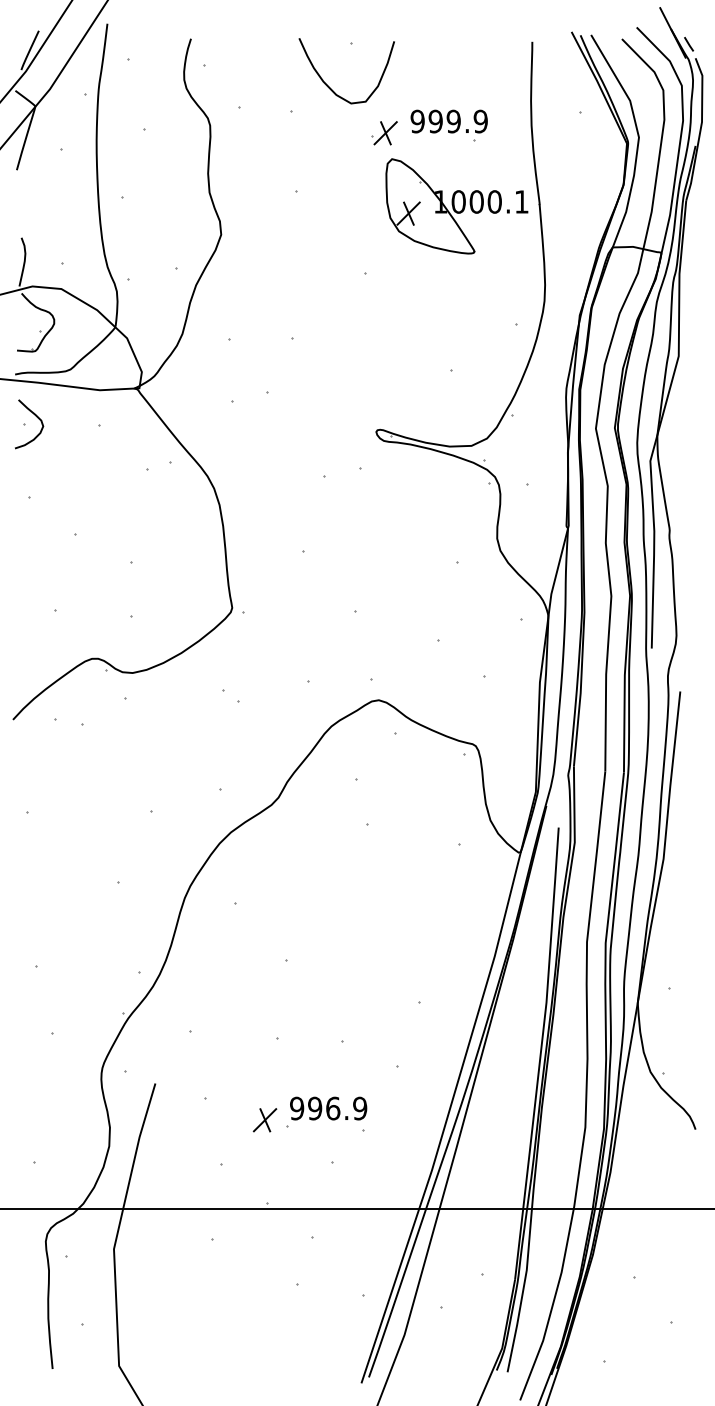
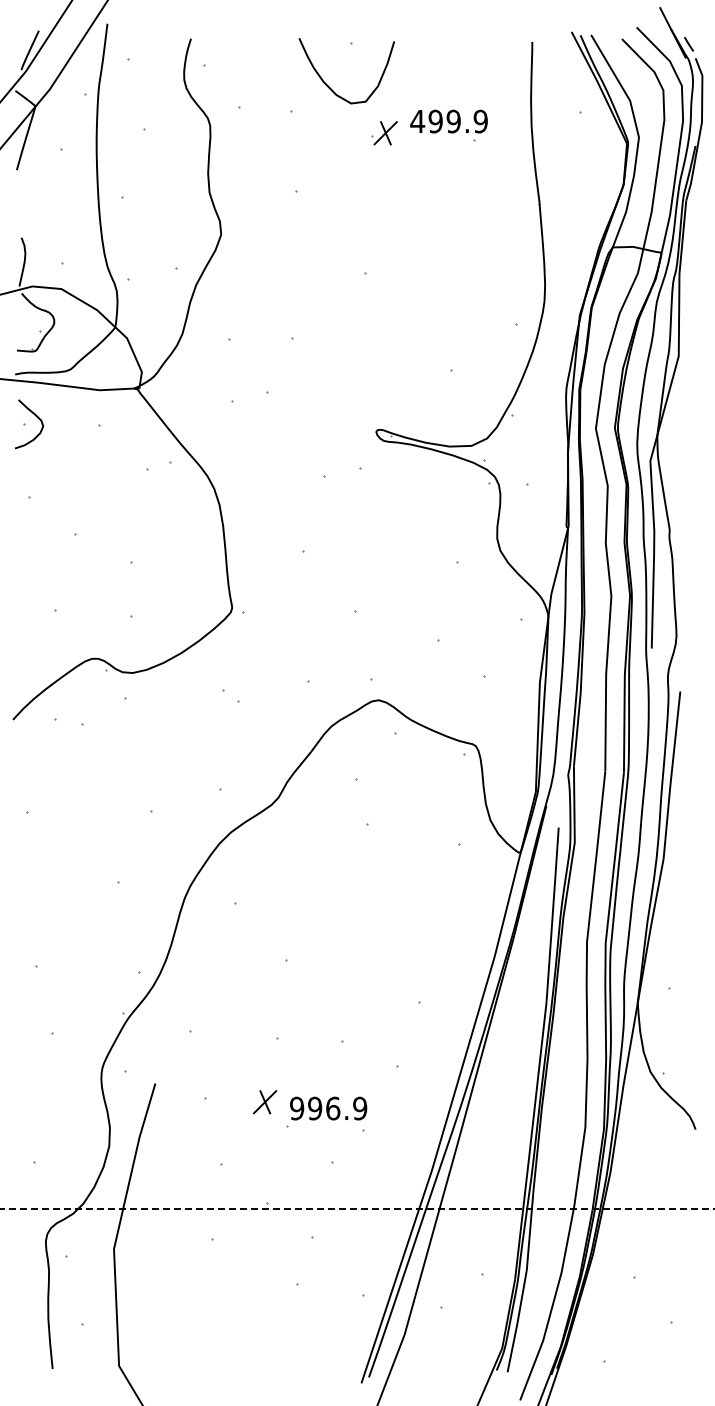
text: 999.9 -> 499.9 (417, 121)
part: present -> none (456, 206)
part position: (264, 1120) -> (264, 1102) (264, 1102)
line: solid -> dashed (358, 1209)
